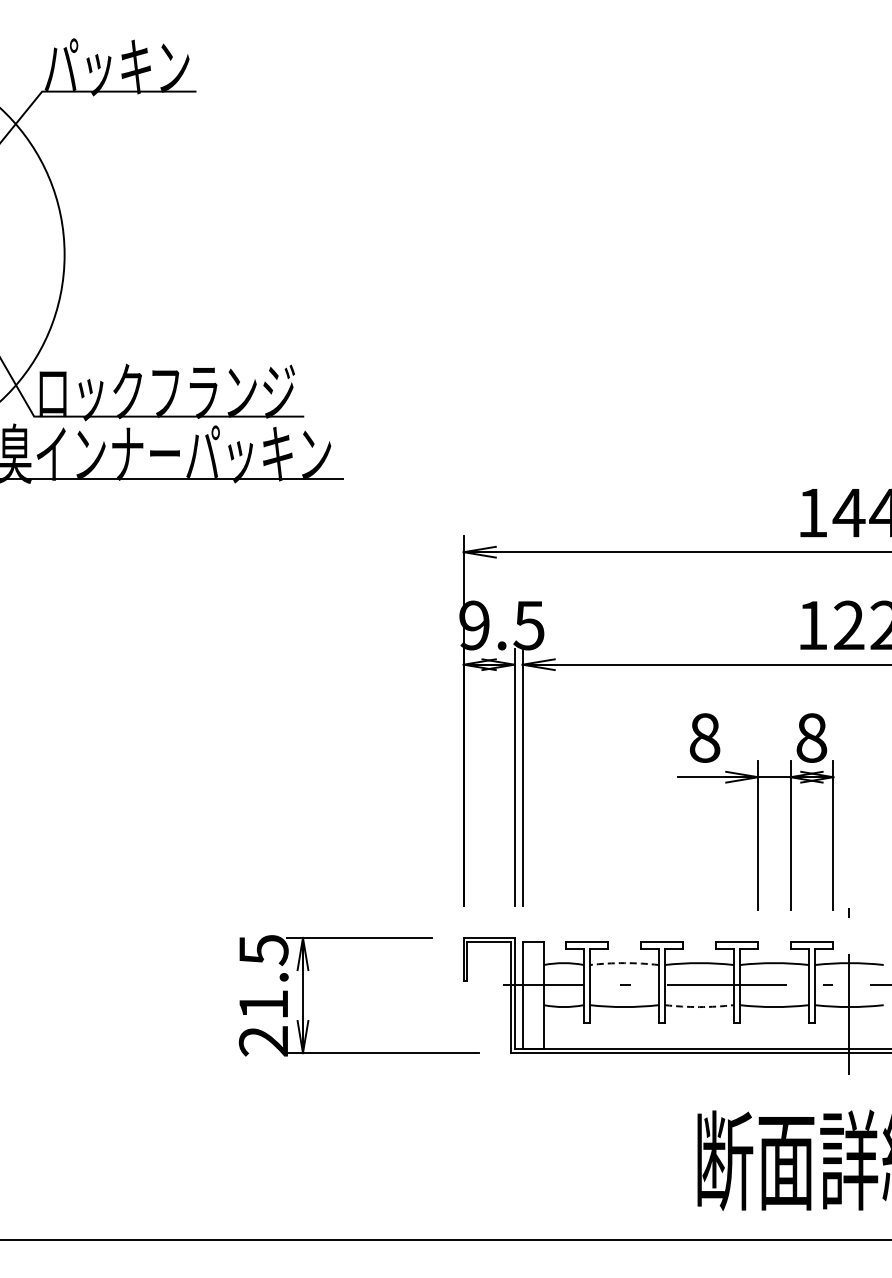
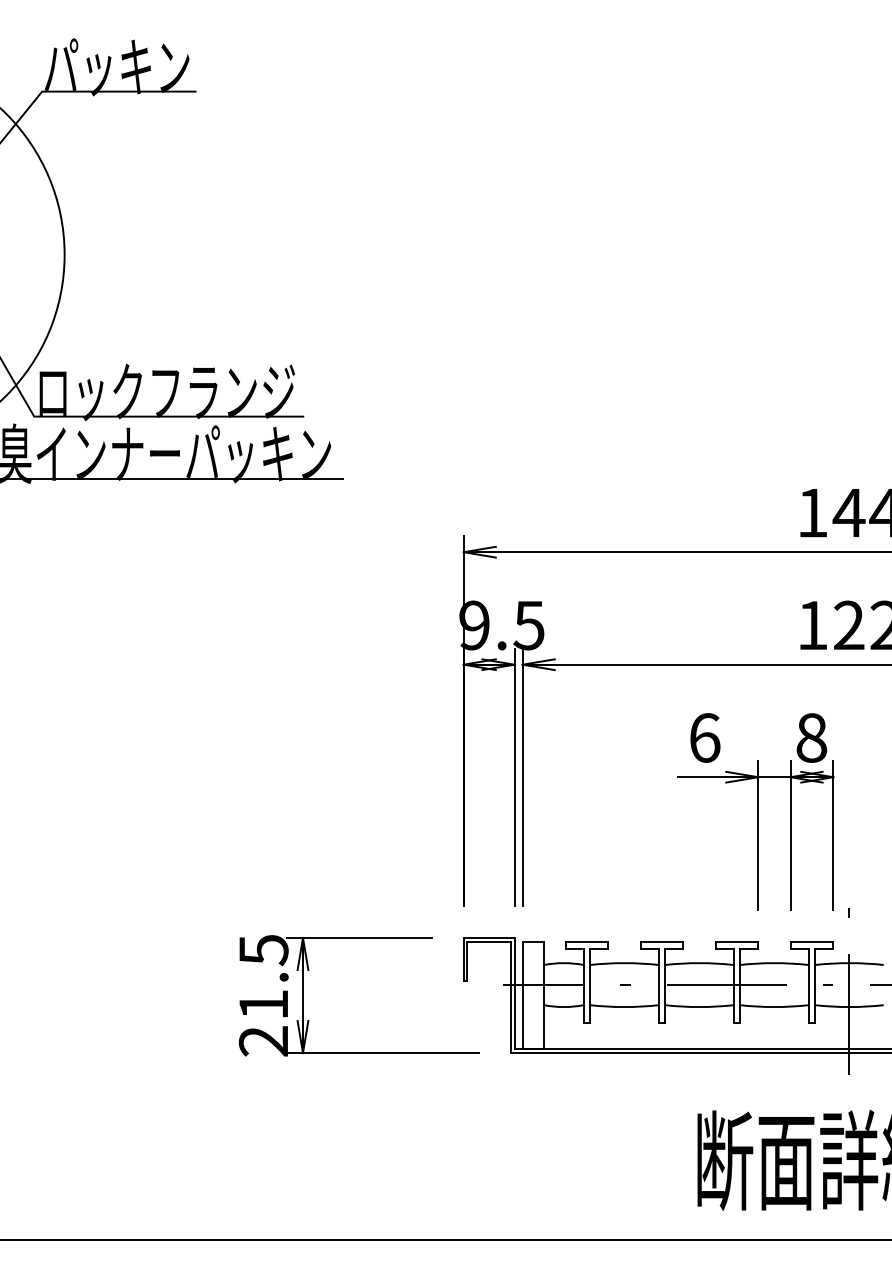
text: 8 -> 6 (704, 737)
arc: dashed -> solid (624, 963)
arc: dashed -> solid (699, 1007)
